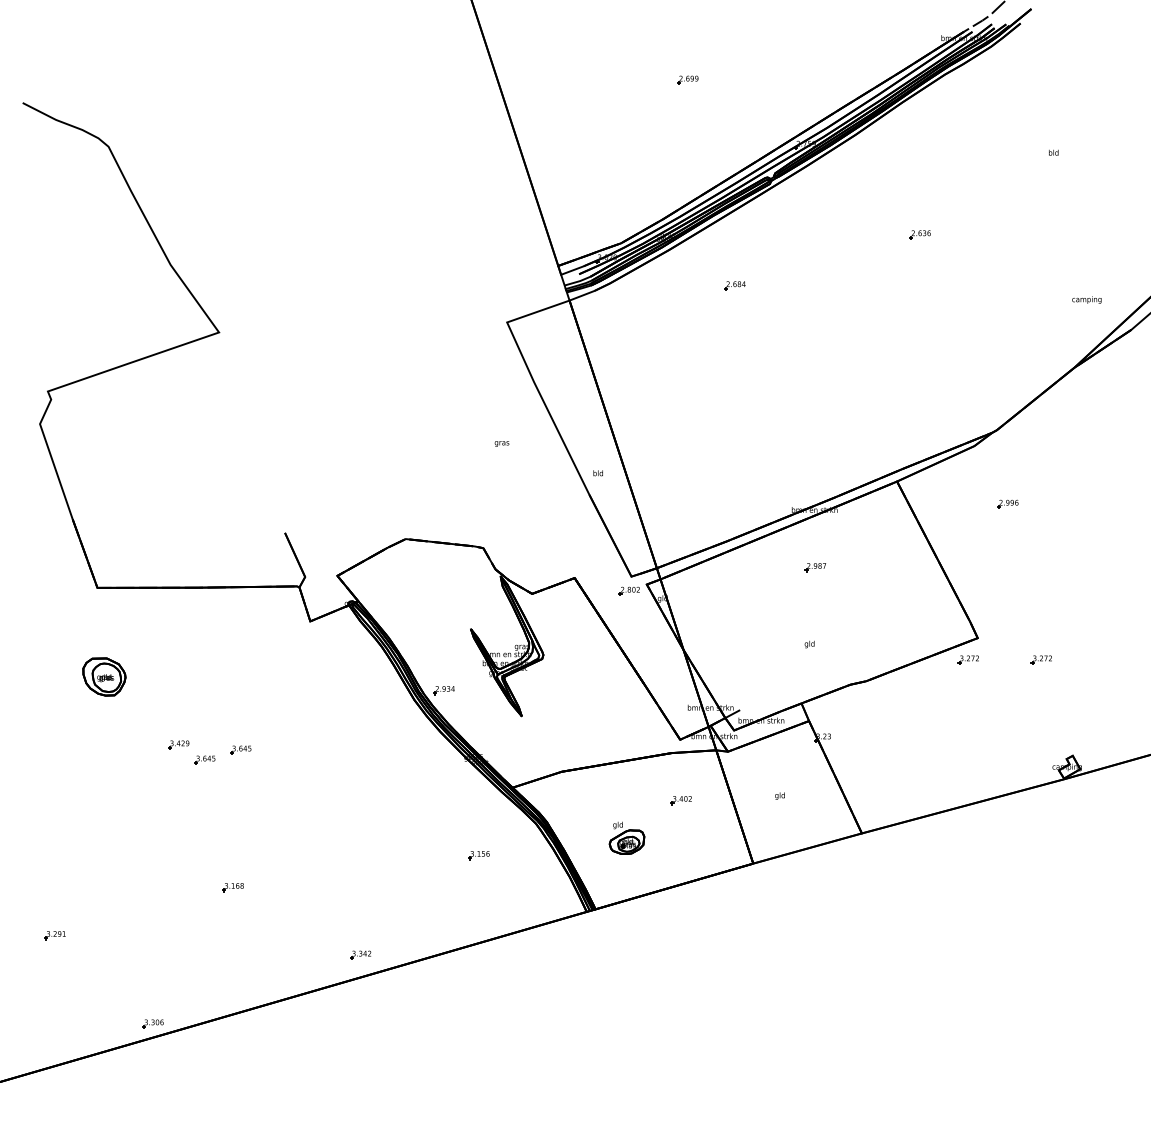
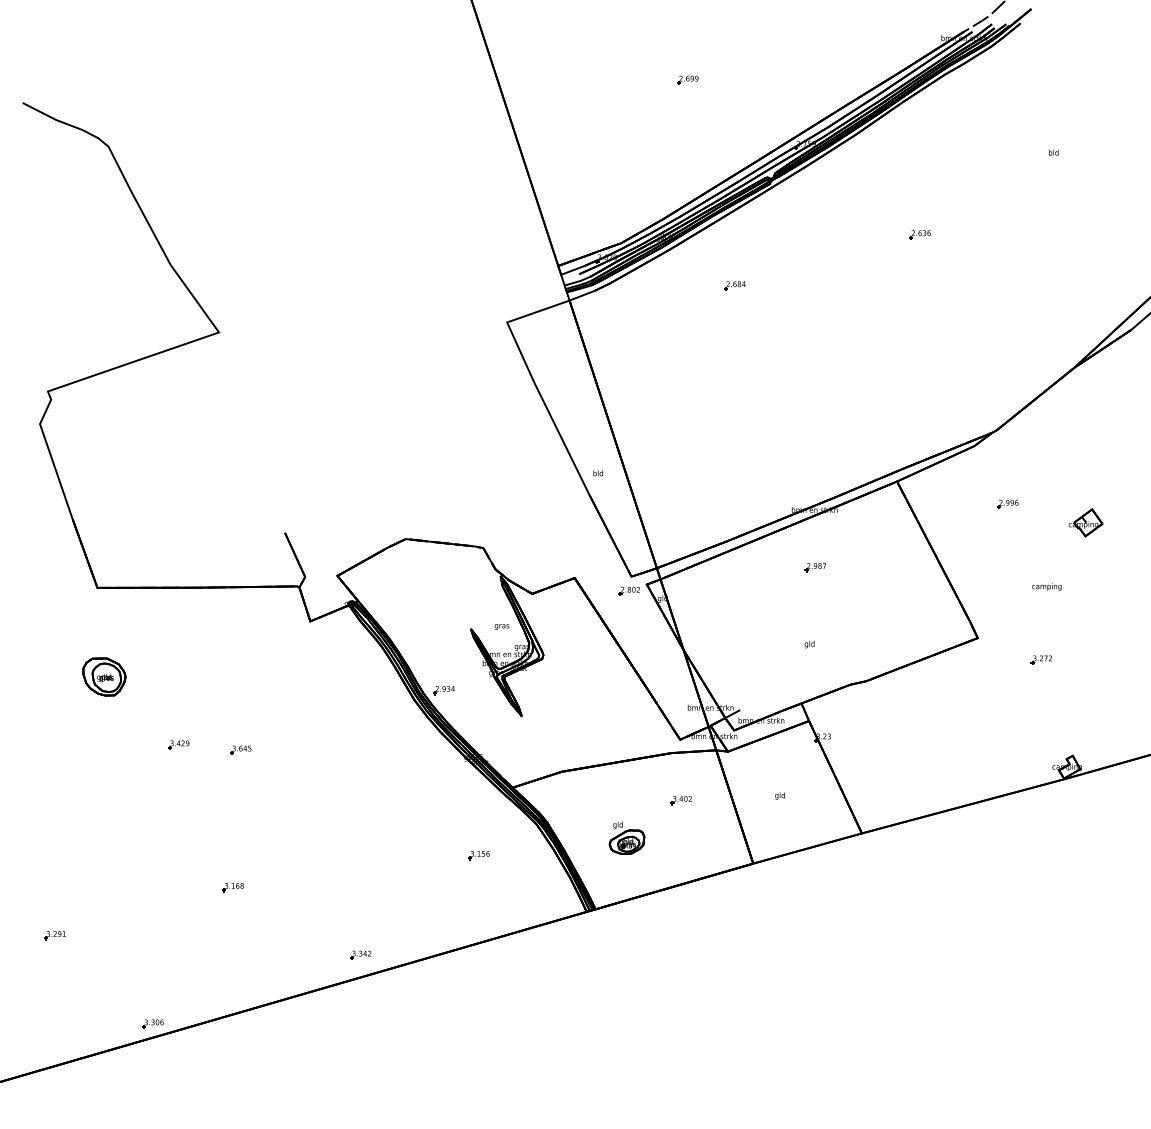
text position: (1086, 299) -> (1046, 586) (1046, 586)
text position: (501, 443) -> (501, 626) (501, 626)
part: none -> present (1085, 522)
part: present -> none (967, 659)
part: present -> none (204, 759)
